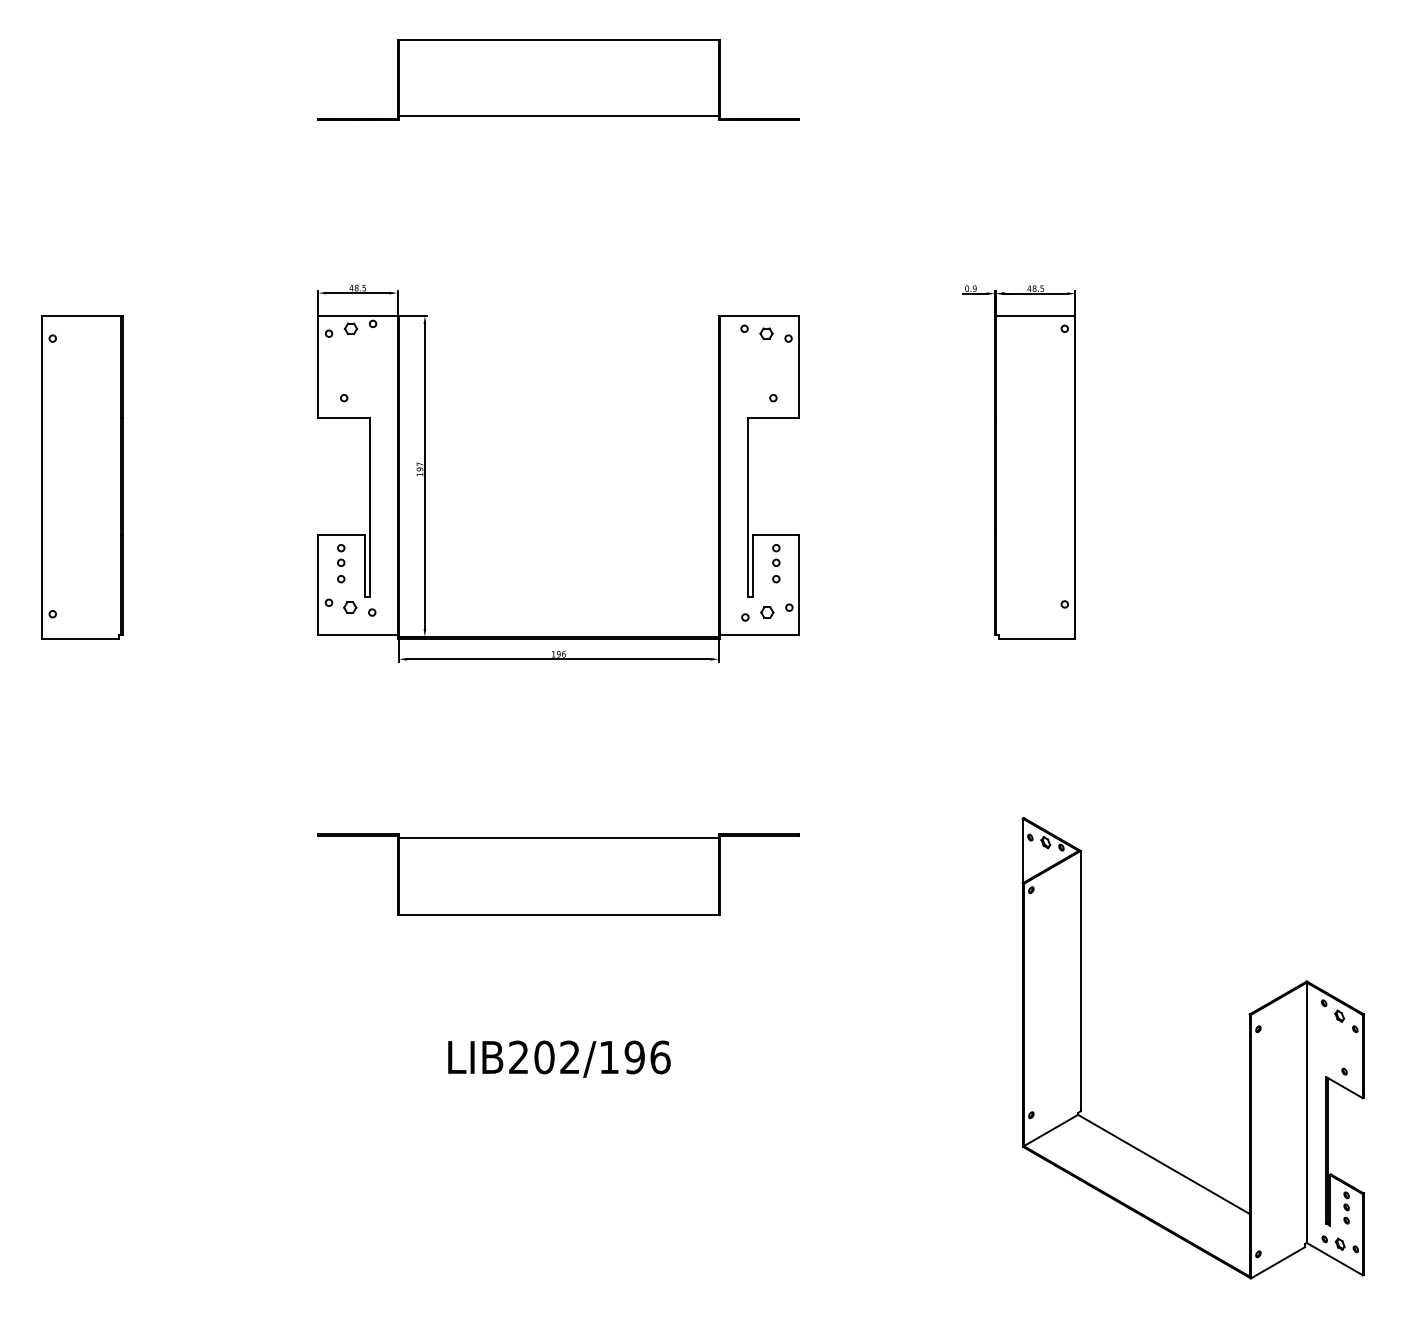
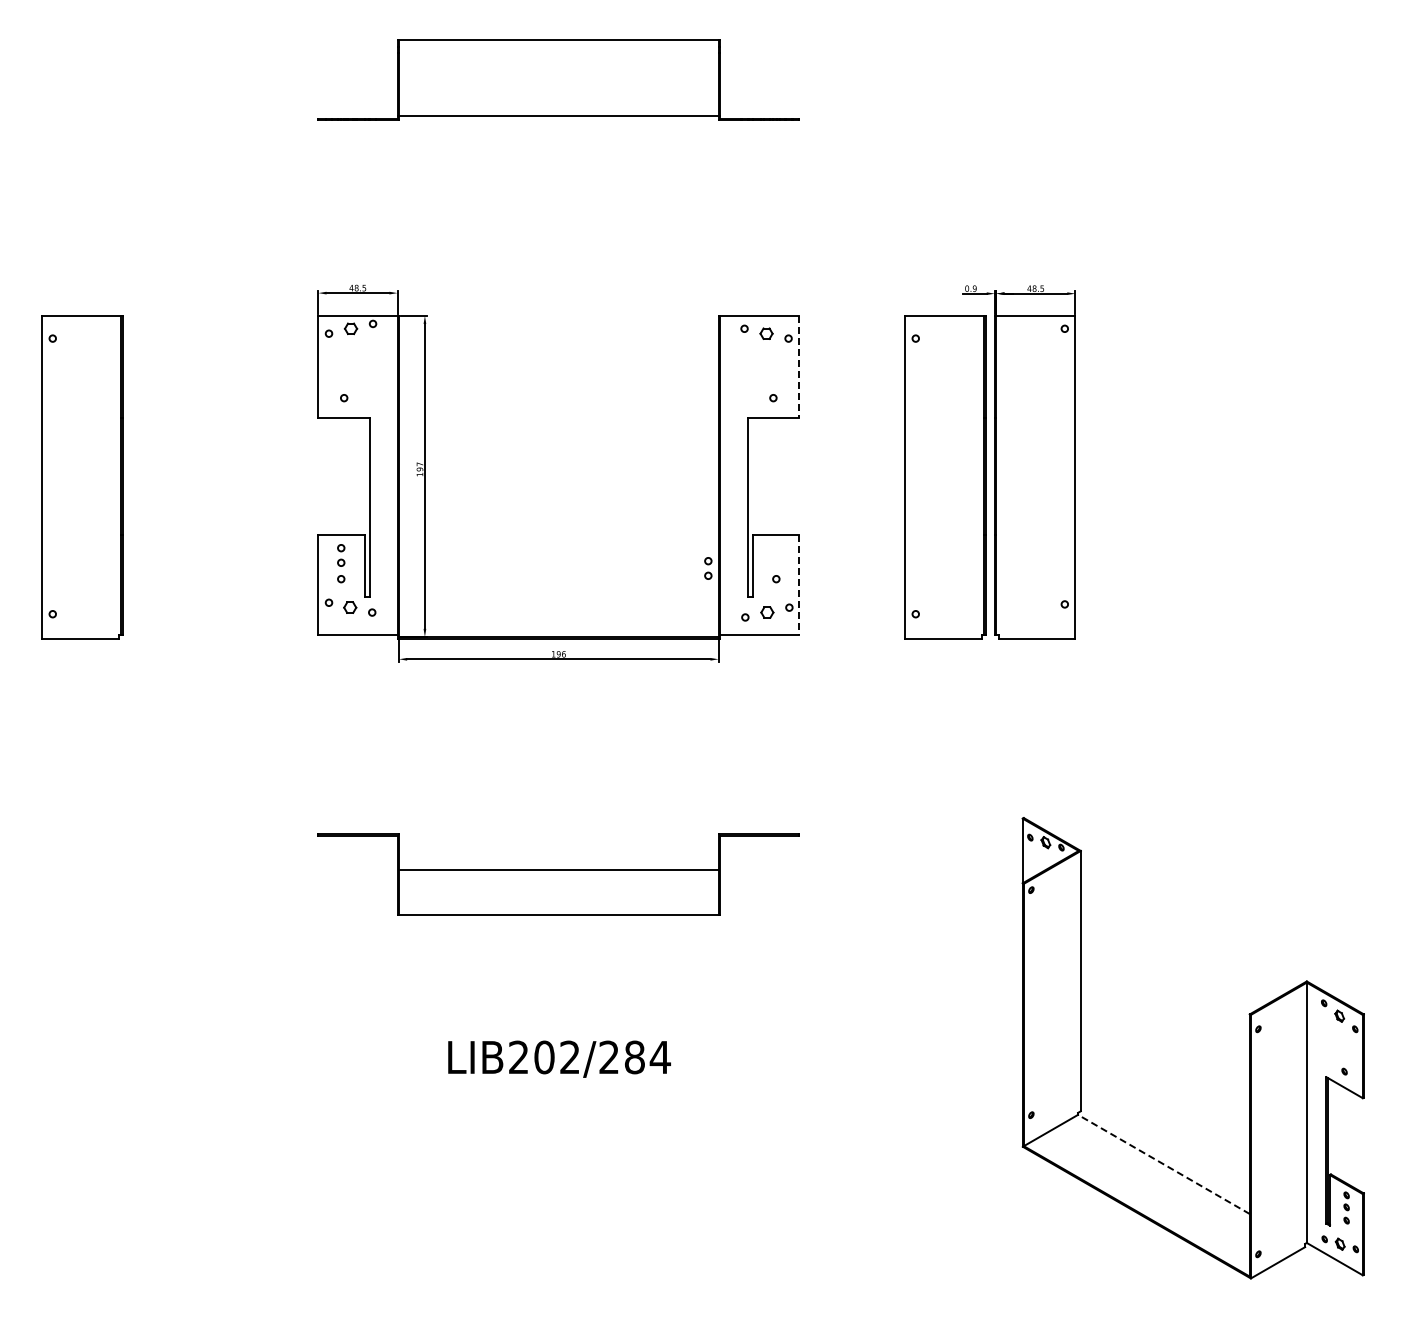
line: solid -> dashed (799, 366)
part: none -> present (945, 477)
part position: (776, 555) -> (708, 568) (708, 568)
line: solid -> dashed (799, 584)
line position: (558, 838) -> (558, 870) (558, 870)
text: LIB202/196 -> LIB202/284 (635, 1057)
line: solid -> dashed (1163, 1164)
